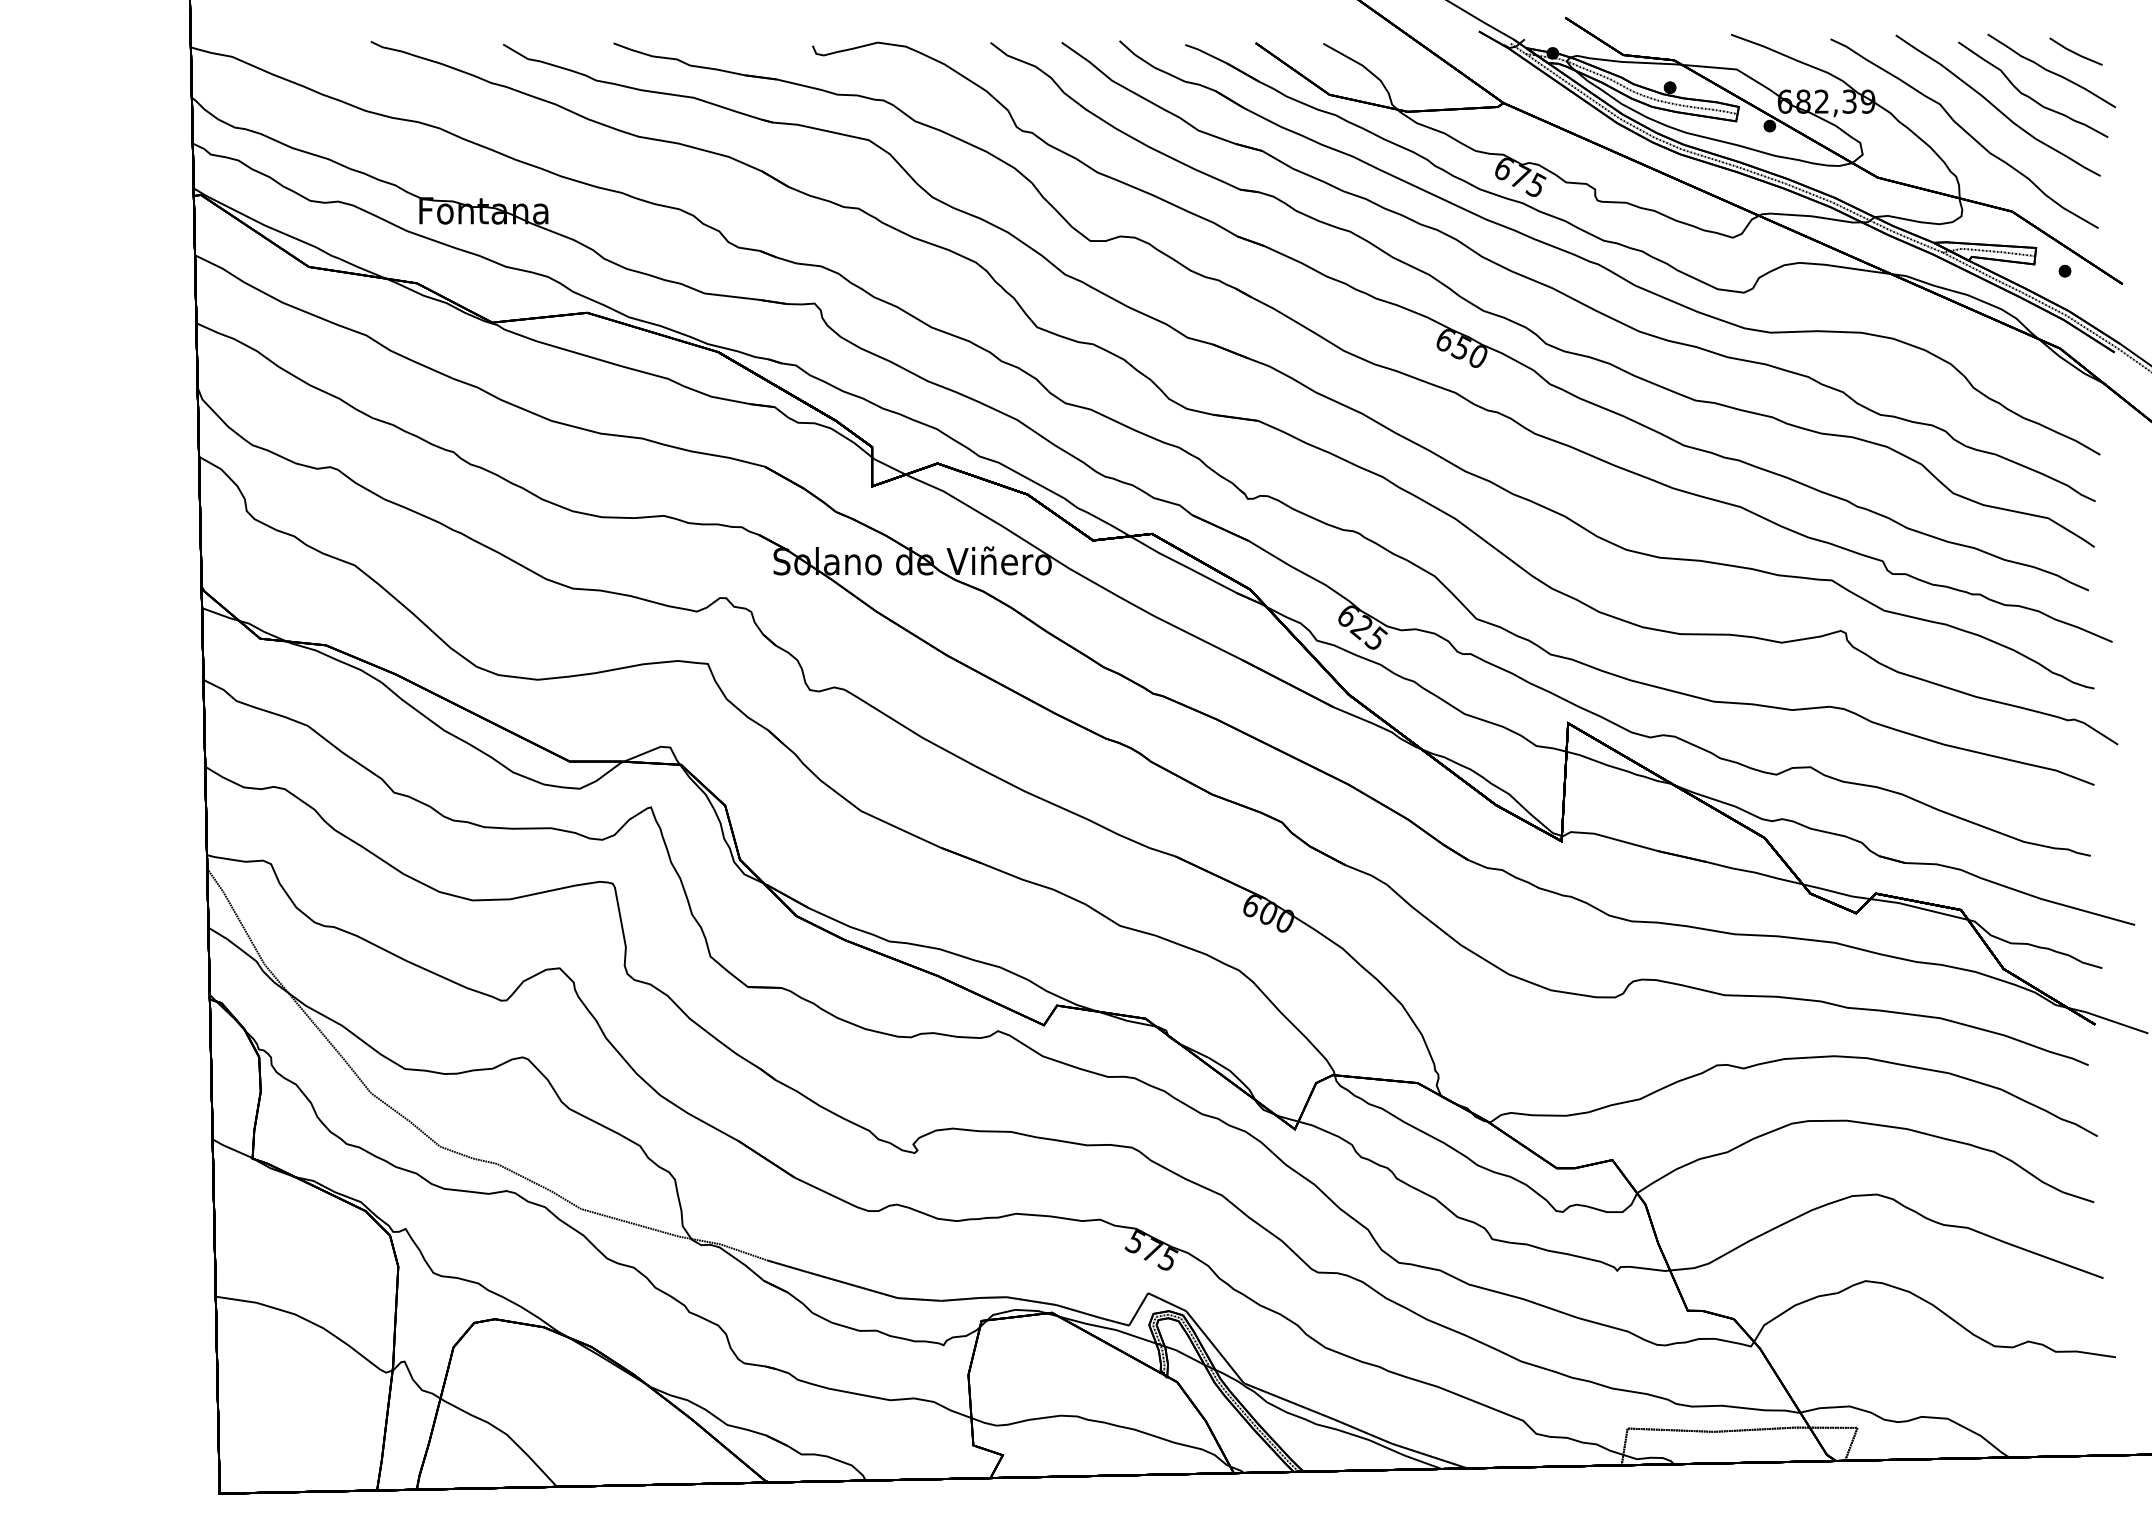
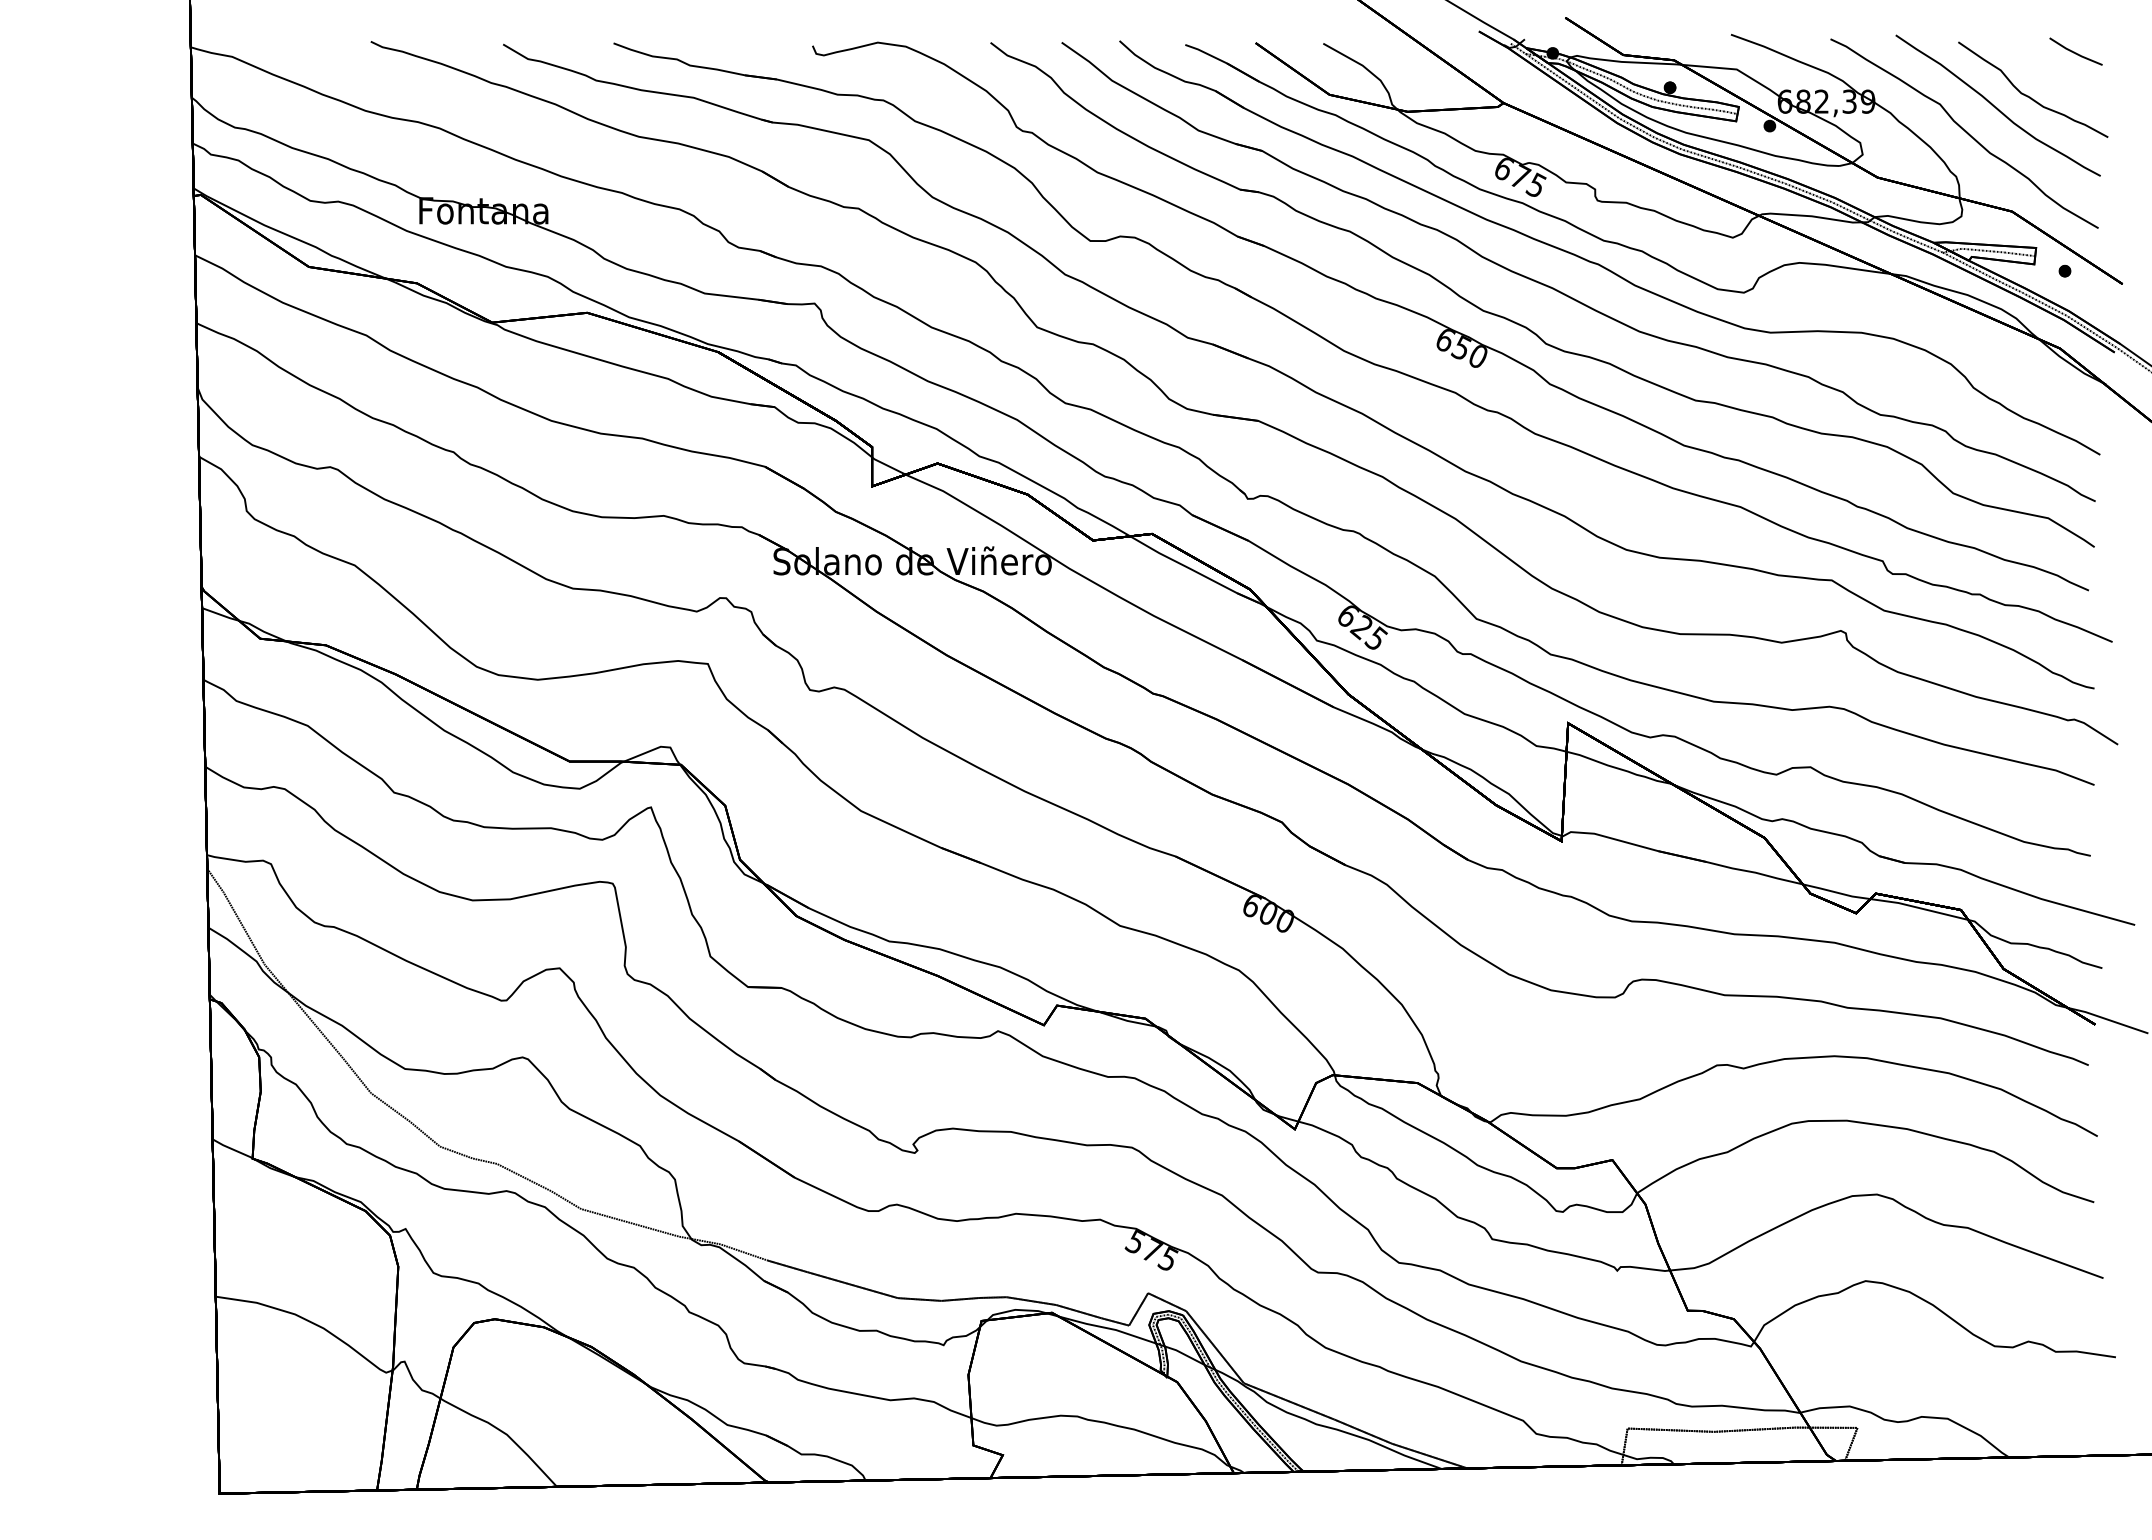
curve: present -> none (2050, 70)
